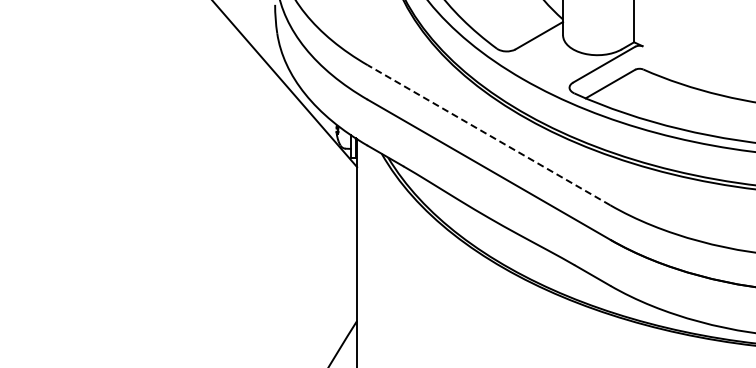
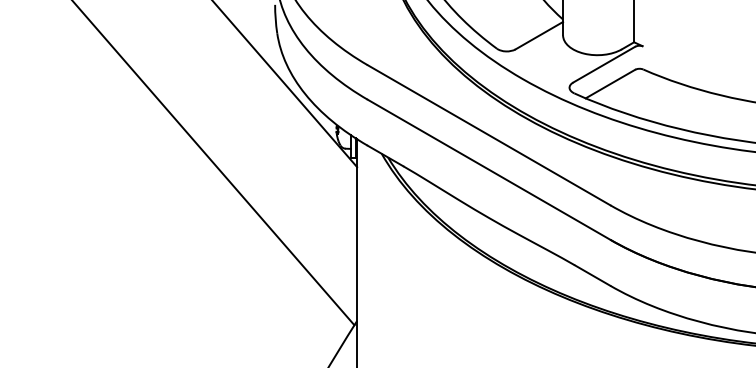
line: dashed -> solid (489, 135)
line: none -> present (214, 163)
